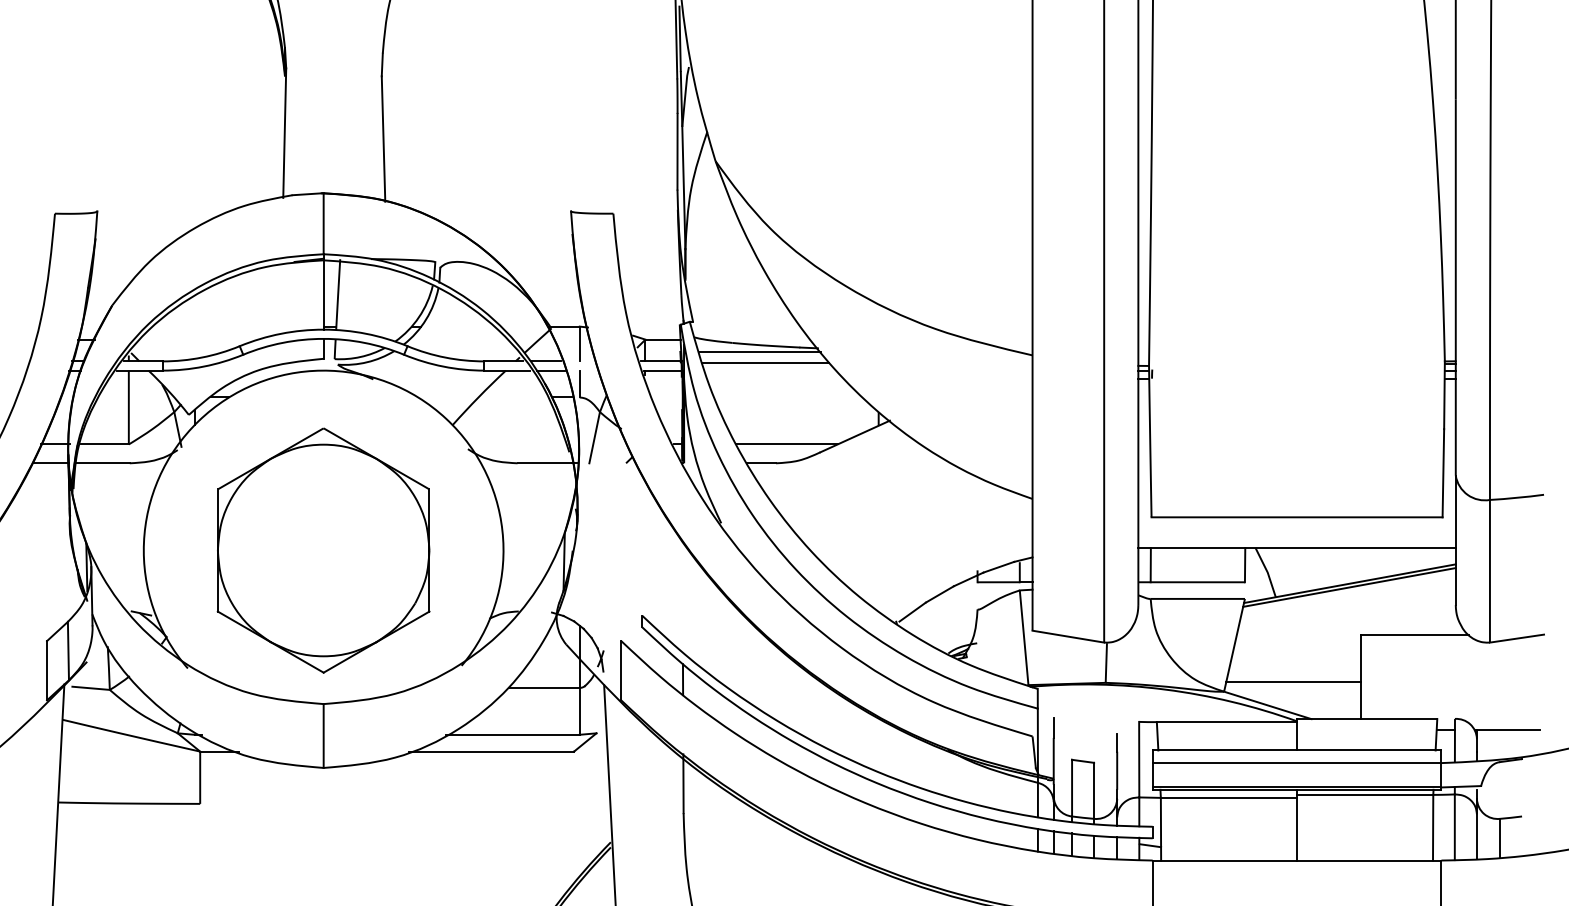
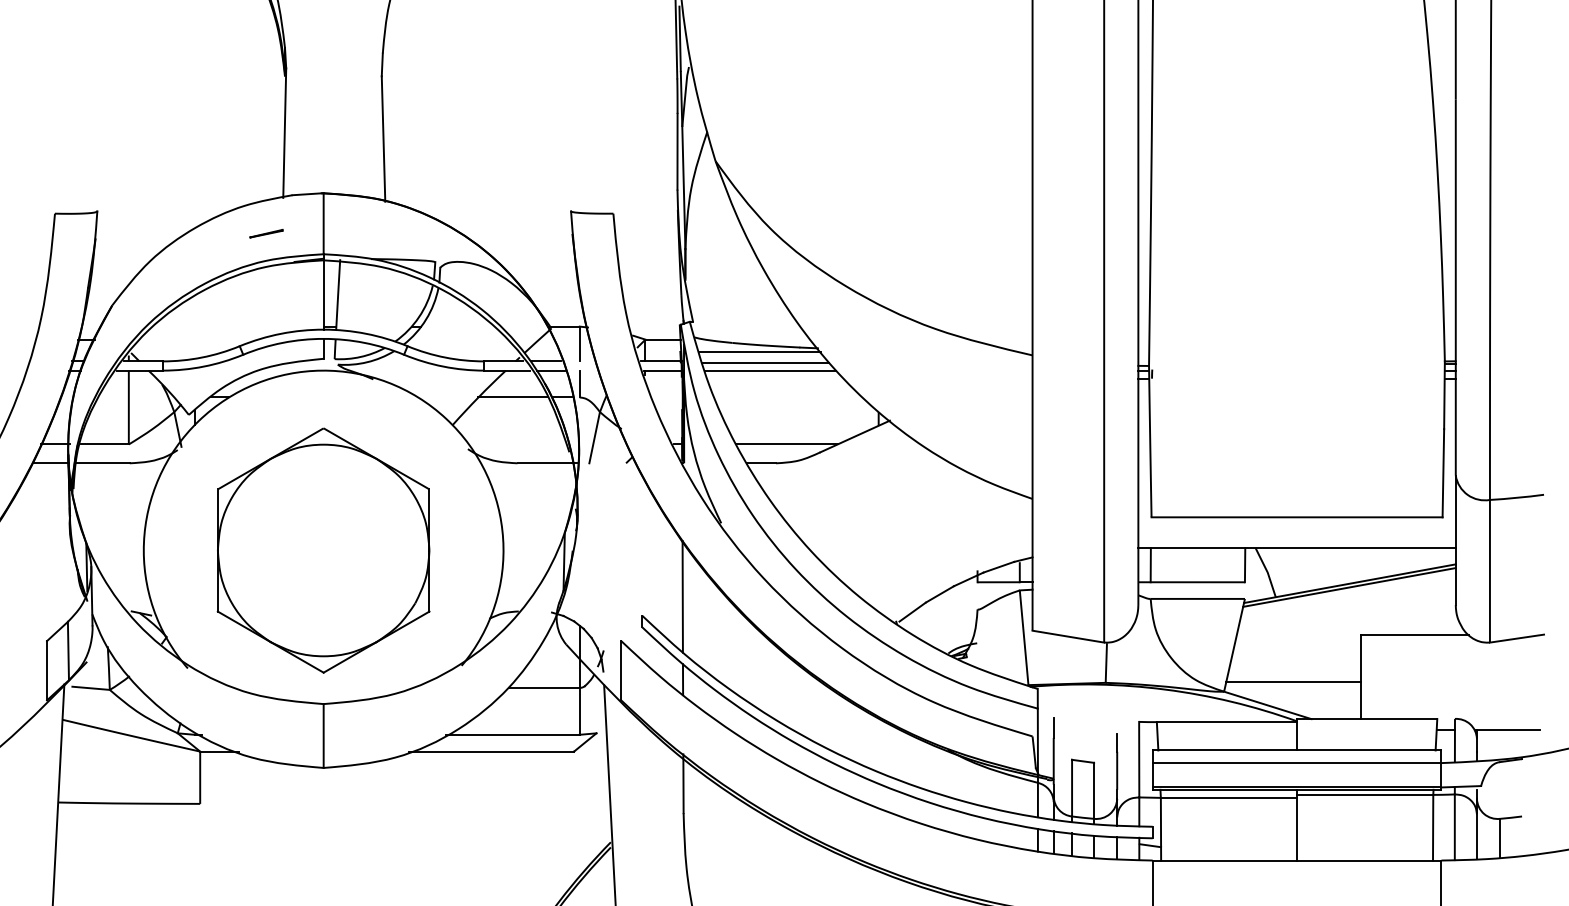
line: none -> present (266, 233)
line: none -> present (770, 370)
line: none -> present (512, 397)
line: none -> present (682, 596)
